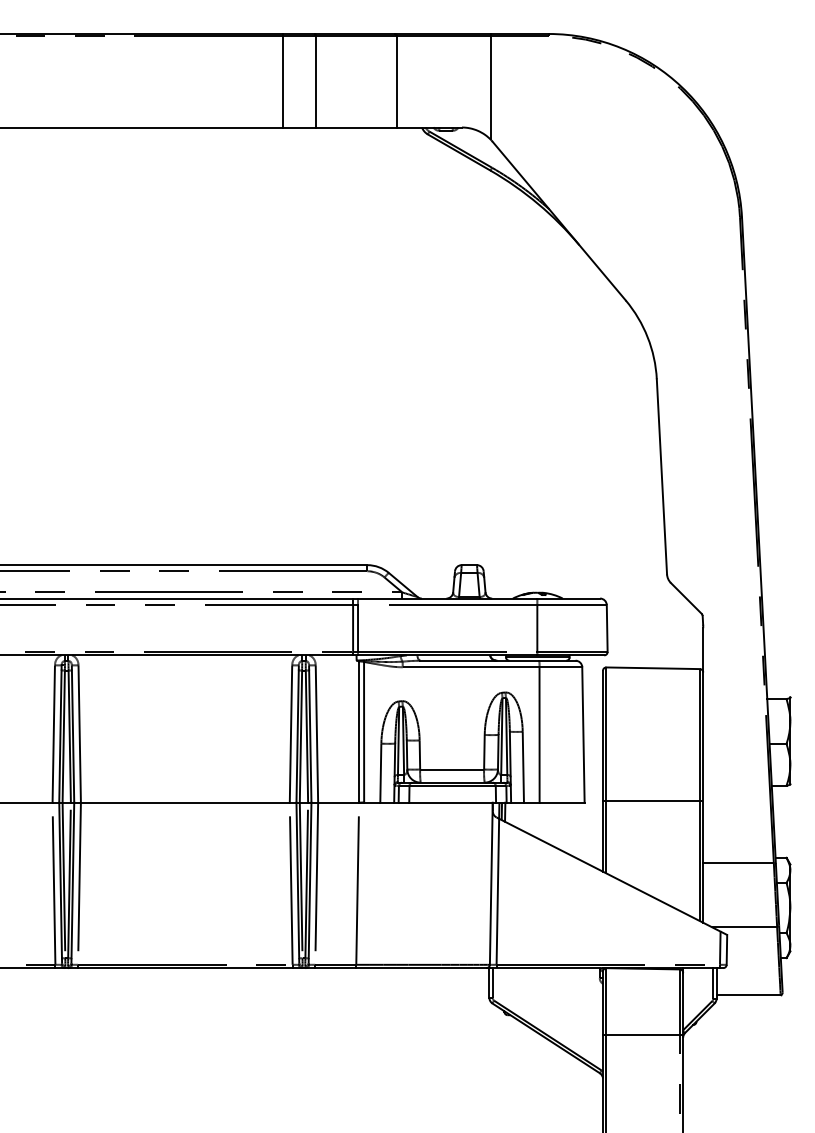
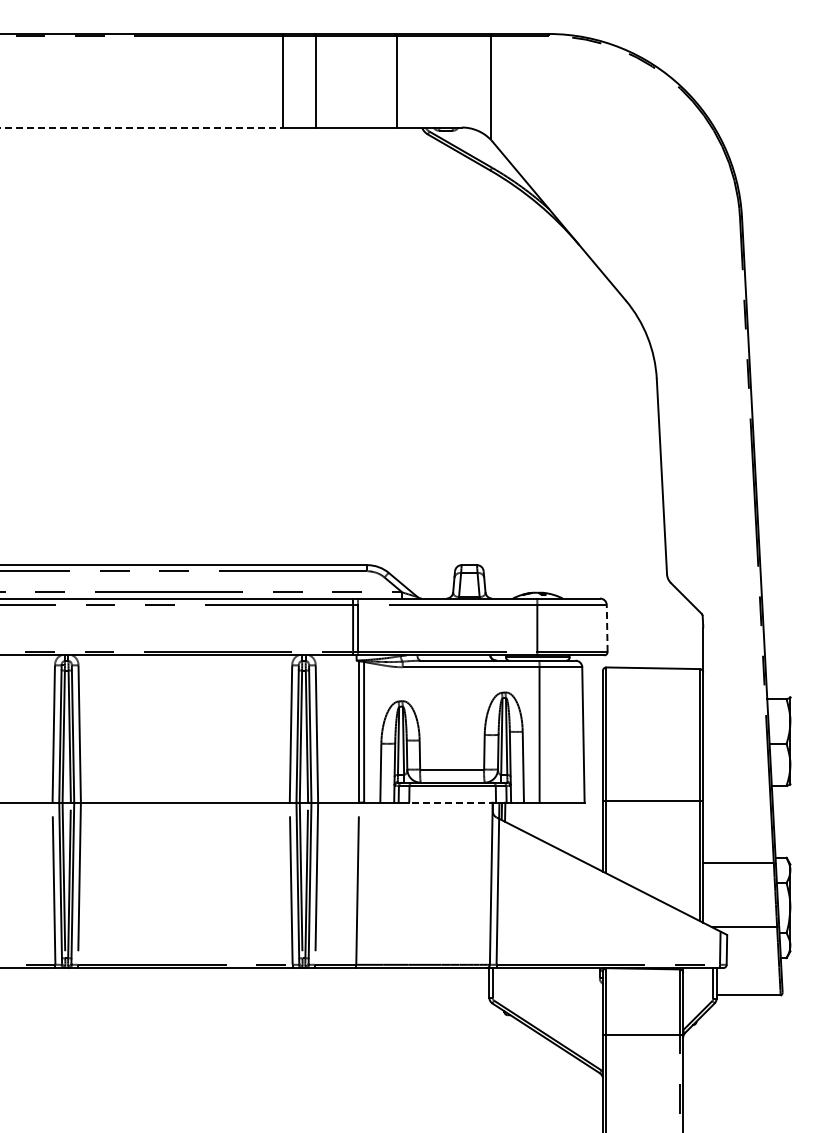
line: solid -> dashed (141, 127)
line: solid -> dashed (607, 628)
line: solid -> dashed (452, 802)
